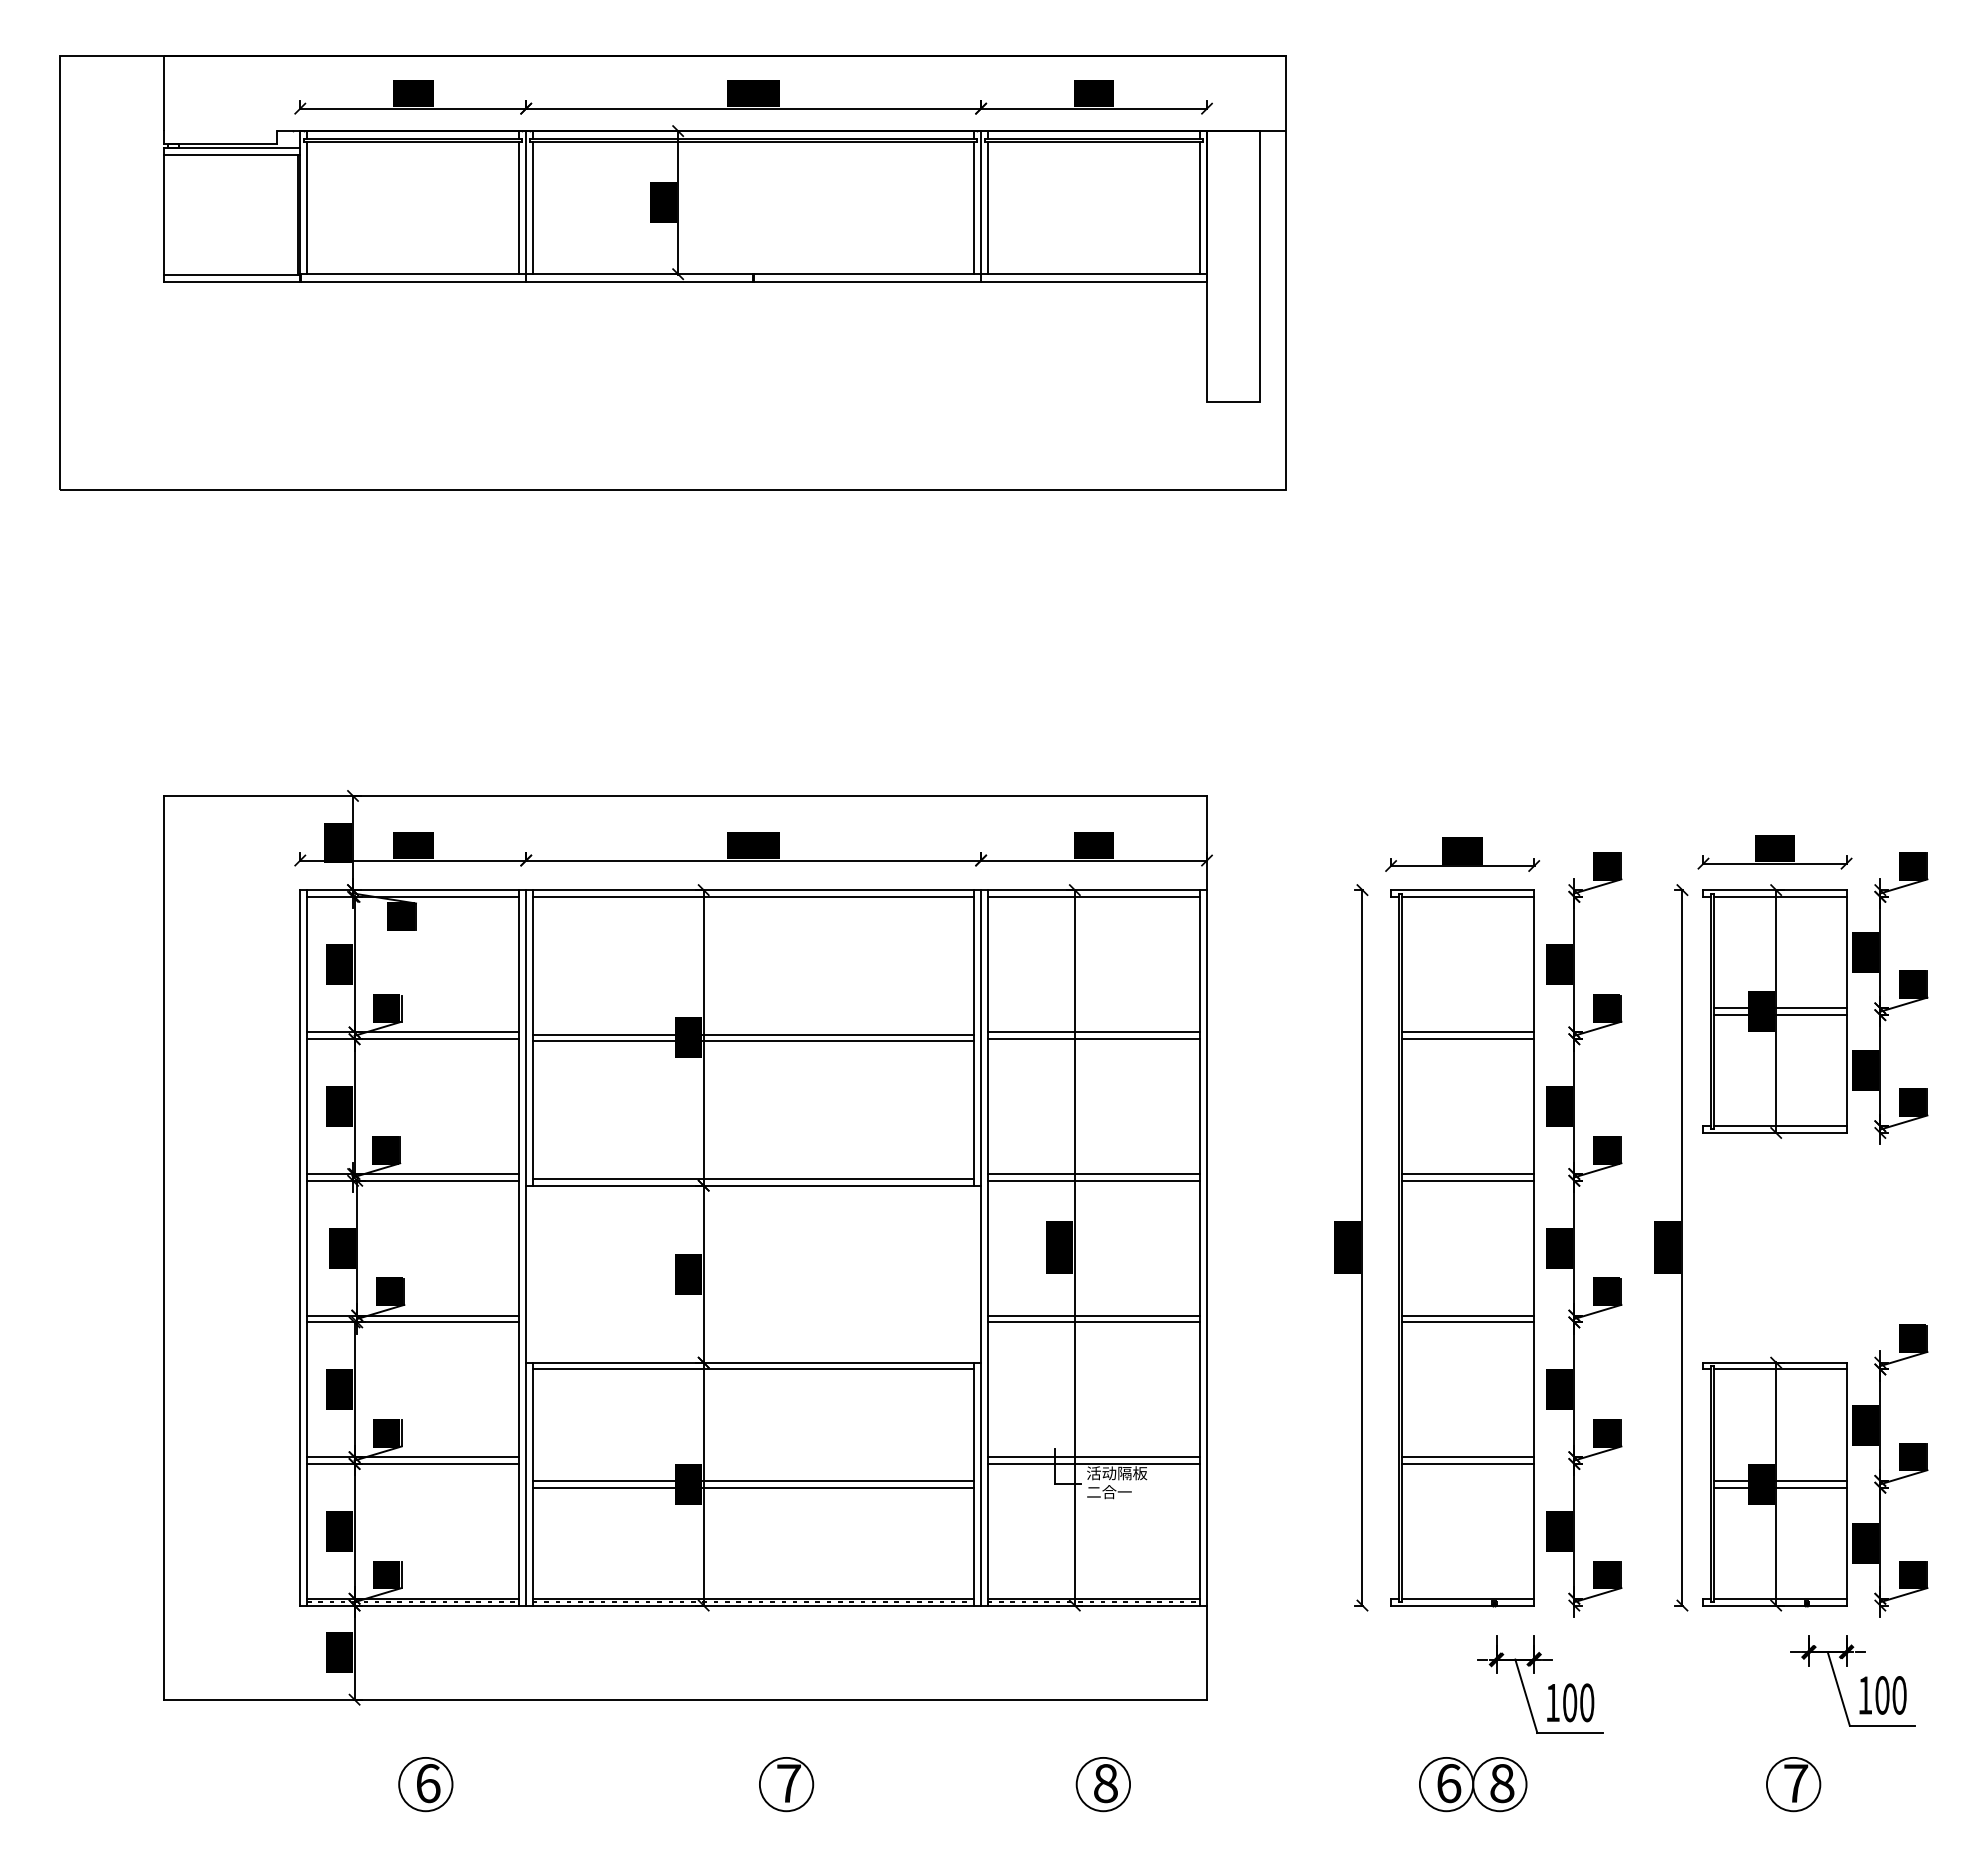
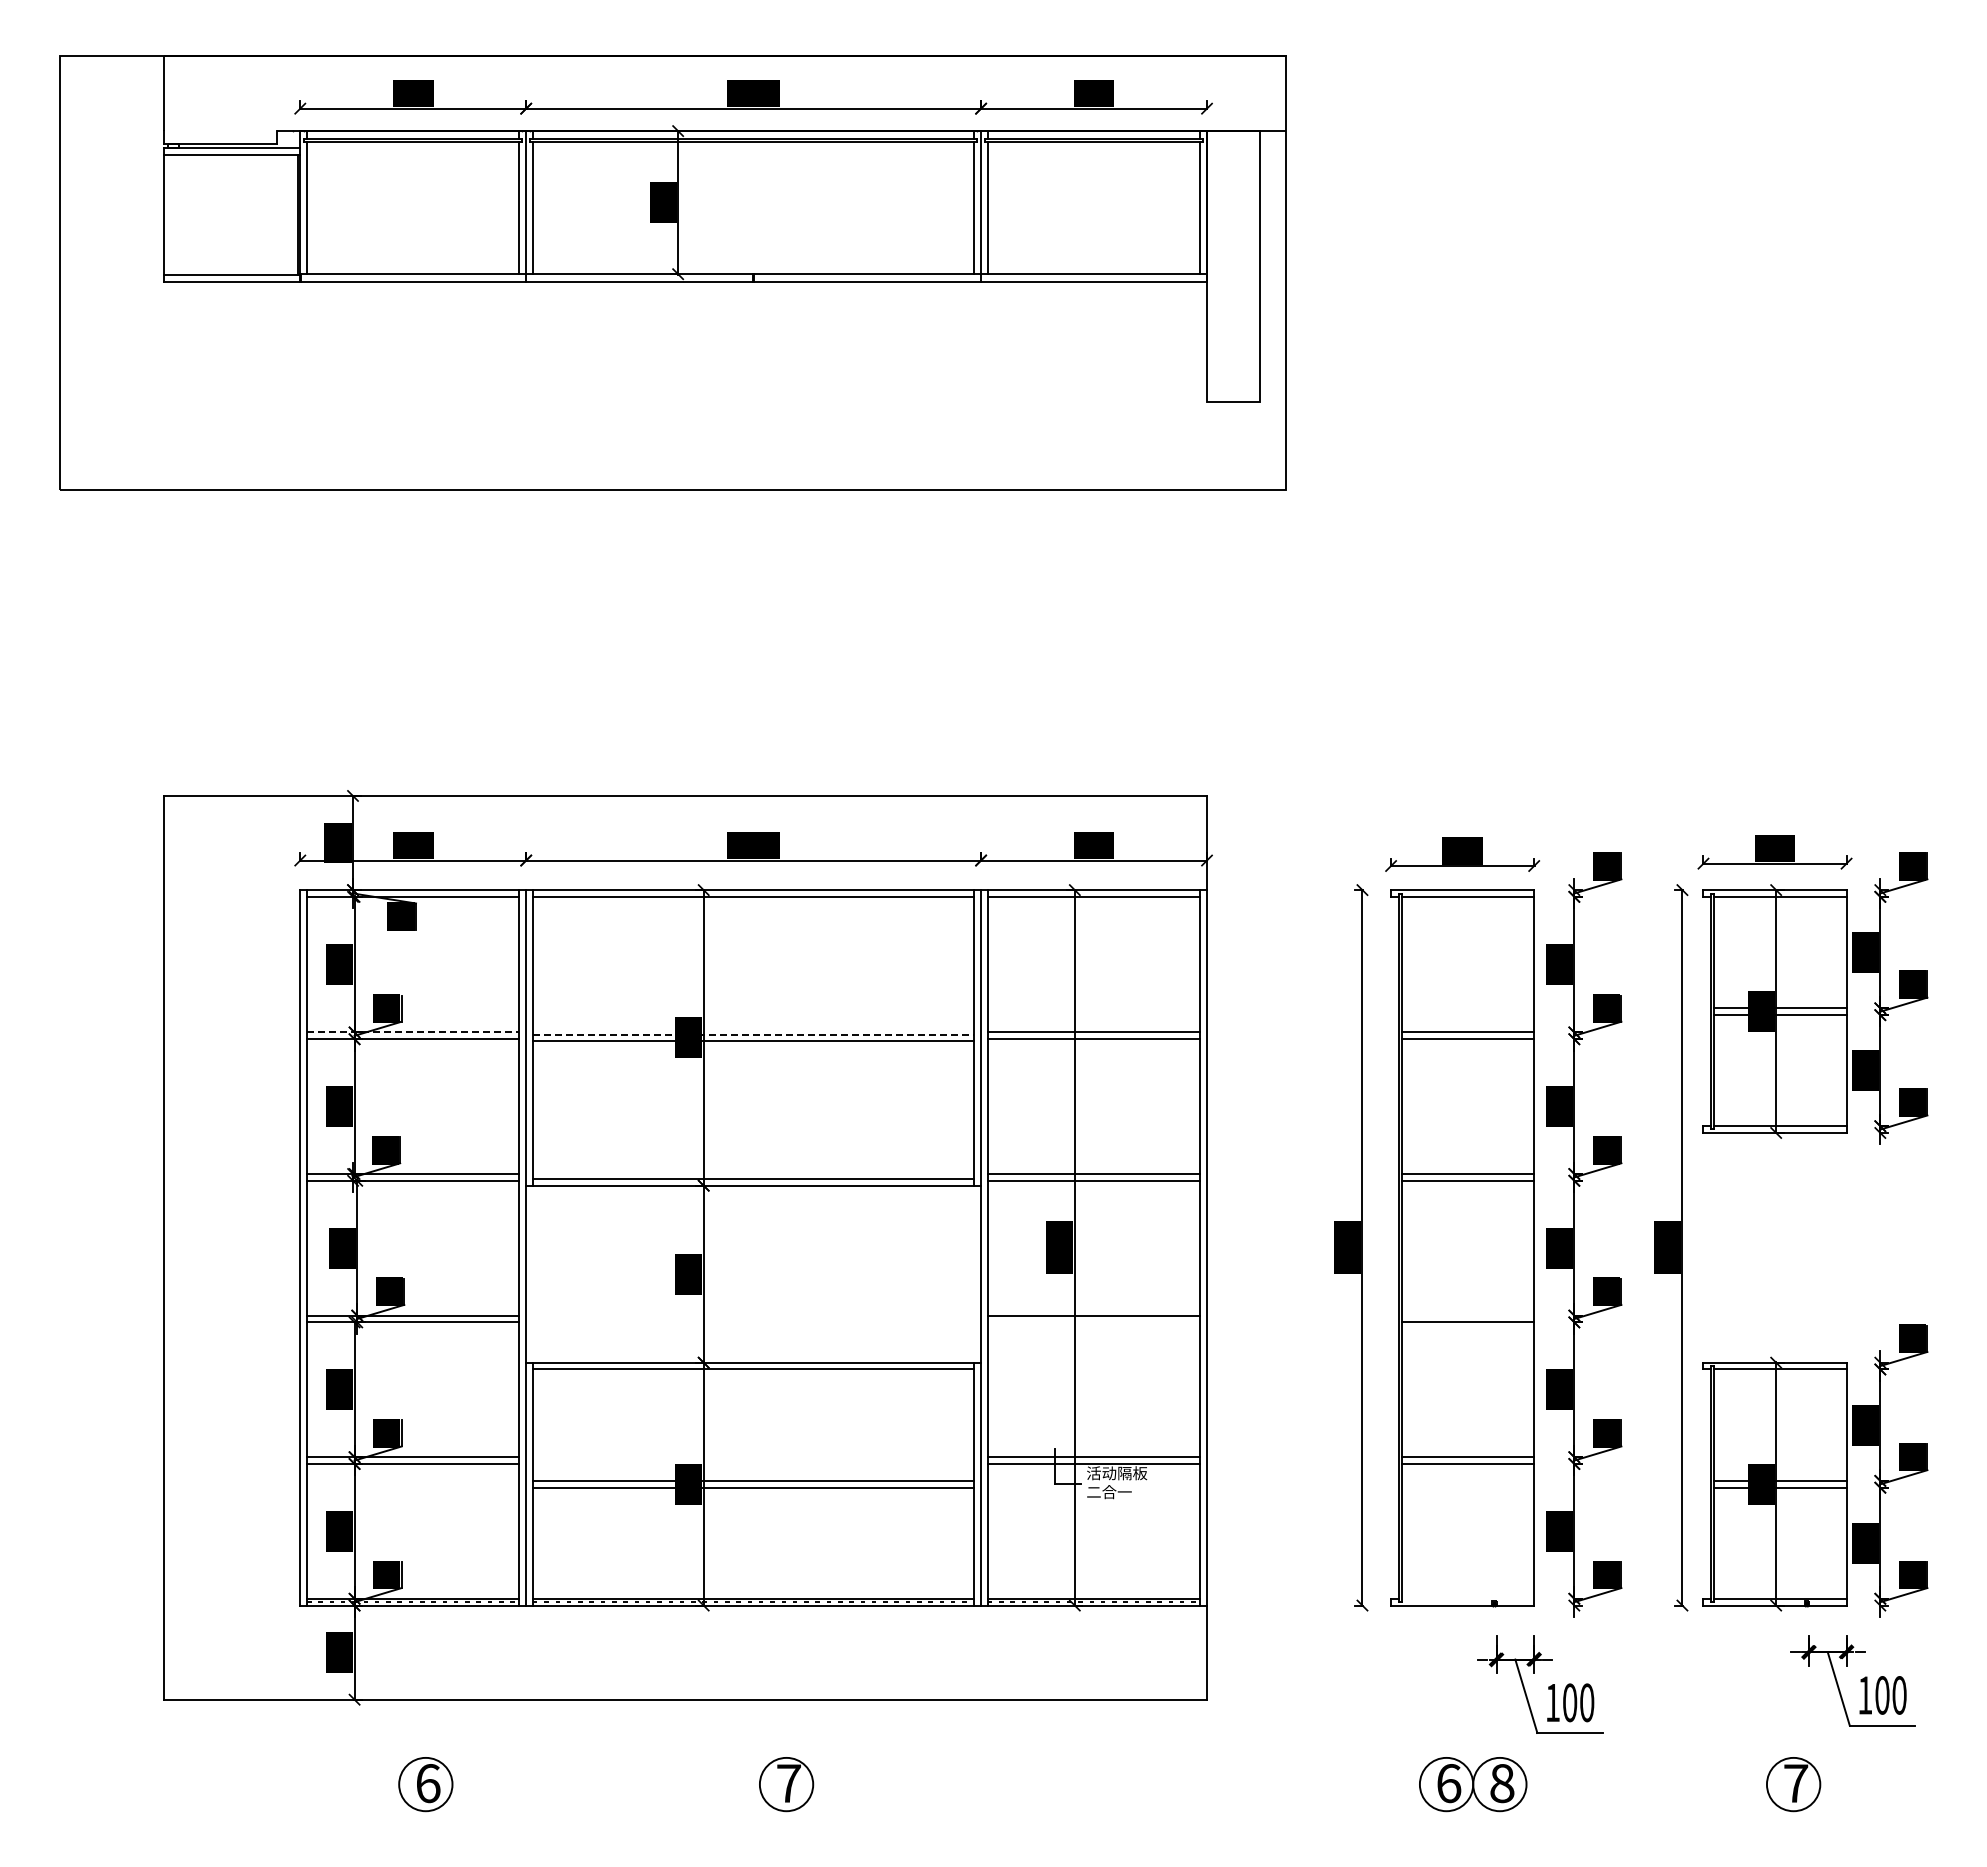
line: solid -> dashed (413, 1032)
line: solid -> dashed (753, 1034)
line: present -> none (1468, 1315)
line: present -> none (1093, 1322)
line: present -> none (1468, 1598)
part: present -> none (1102, 1784)
